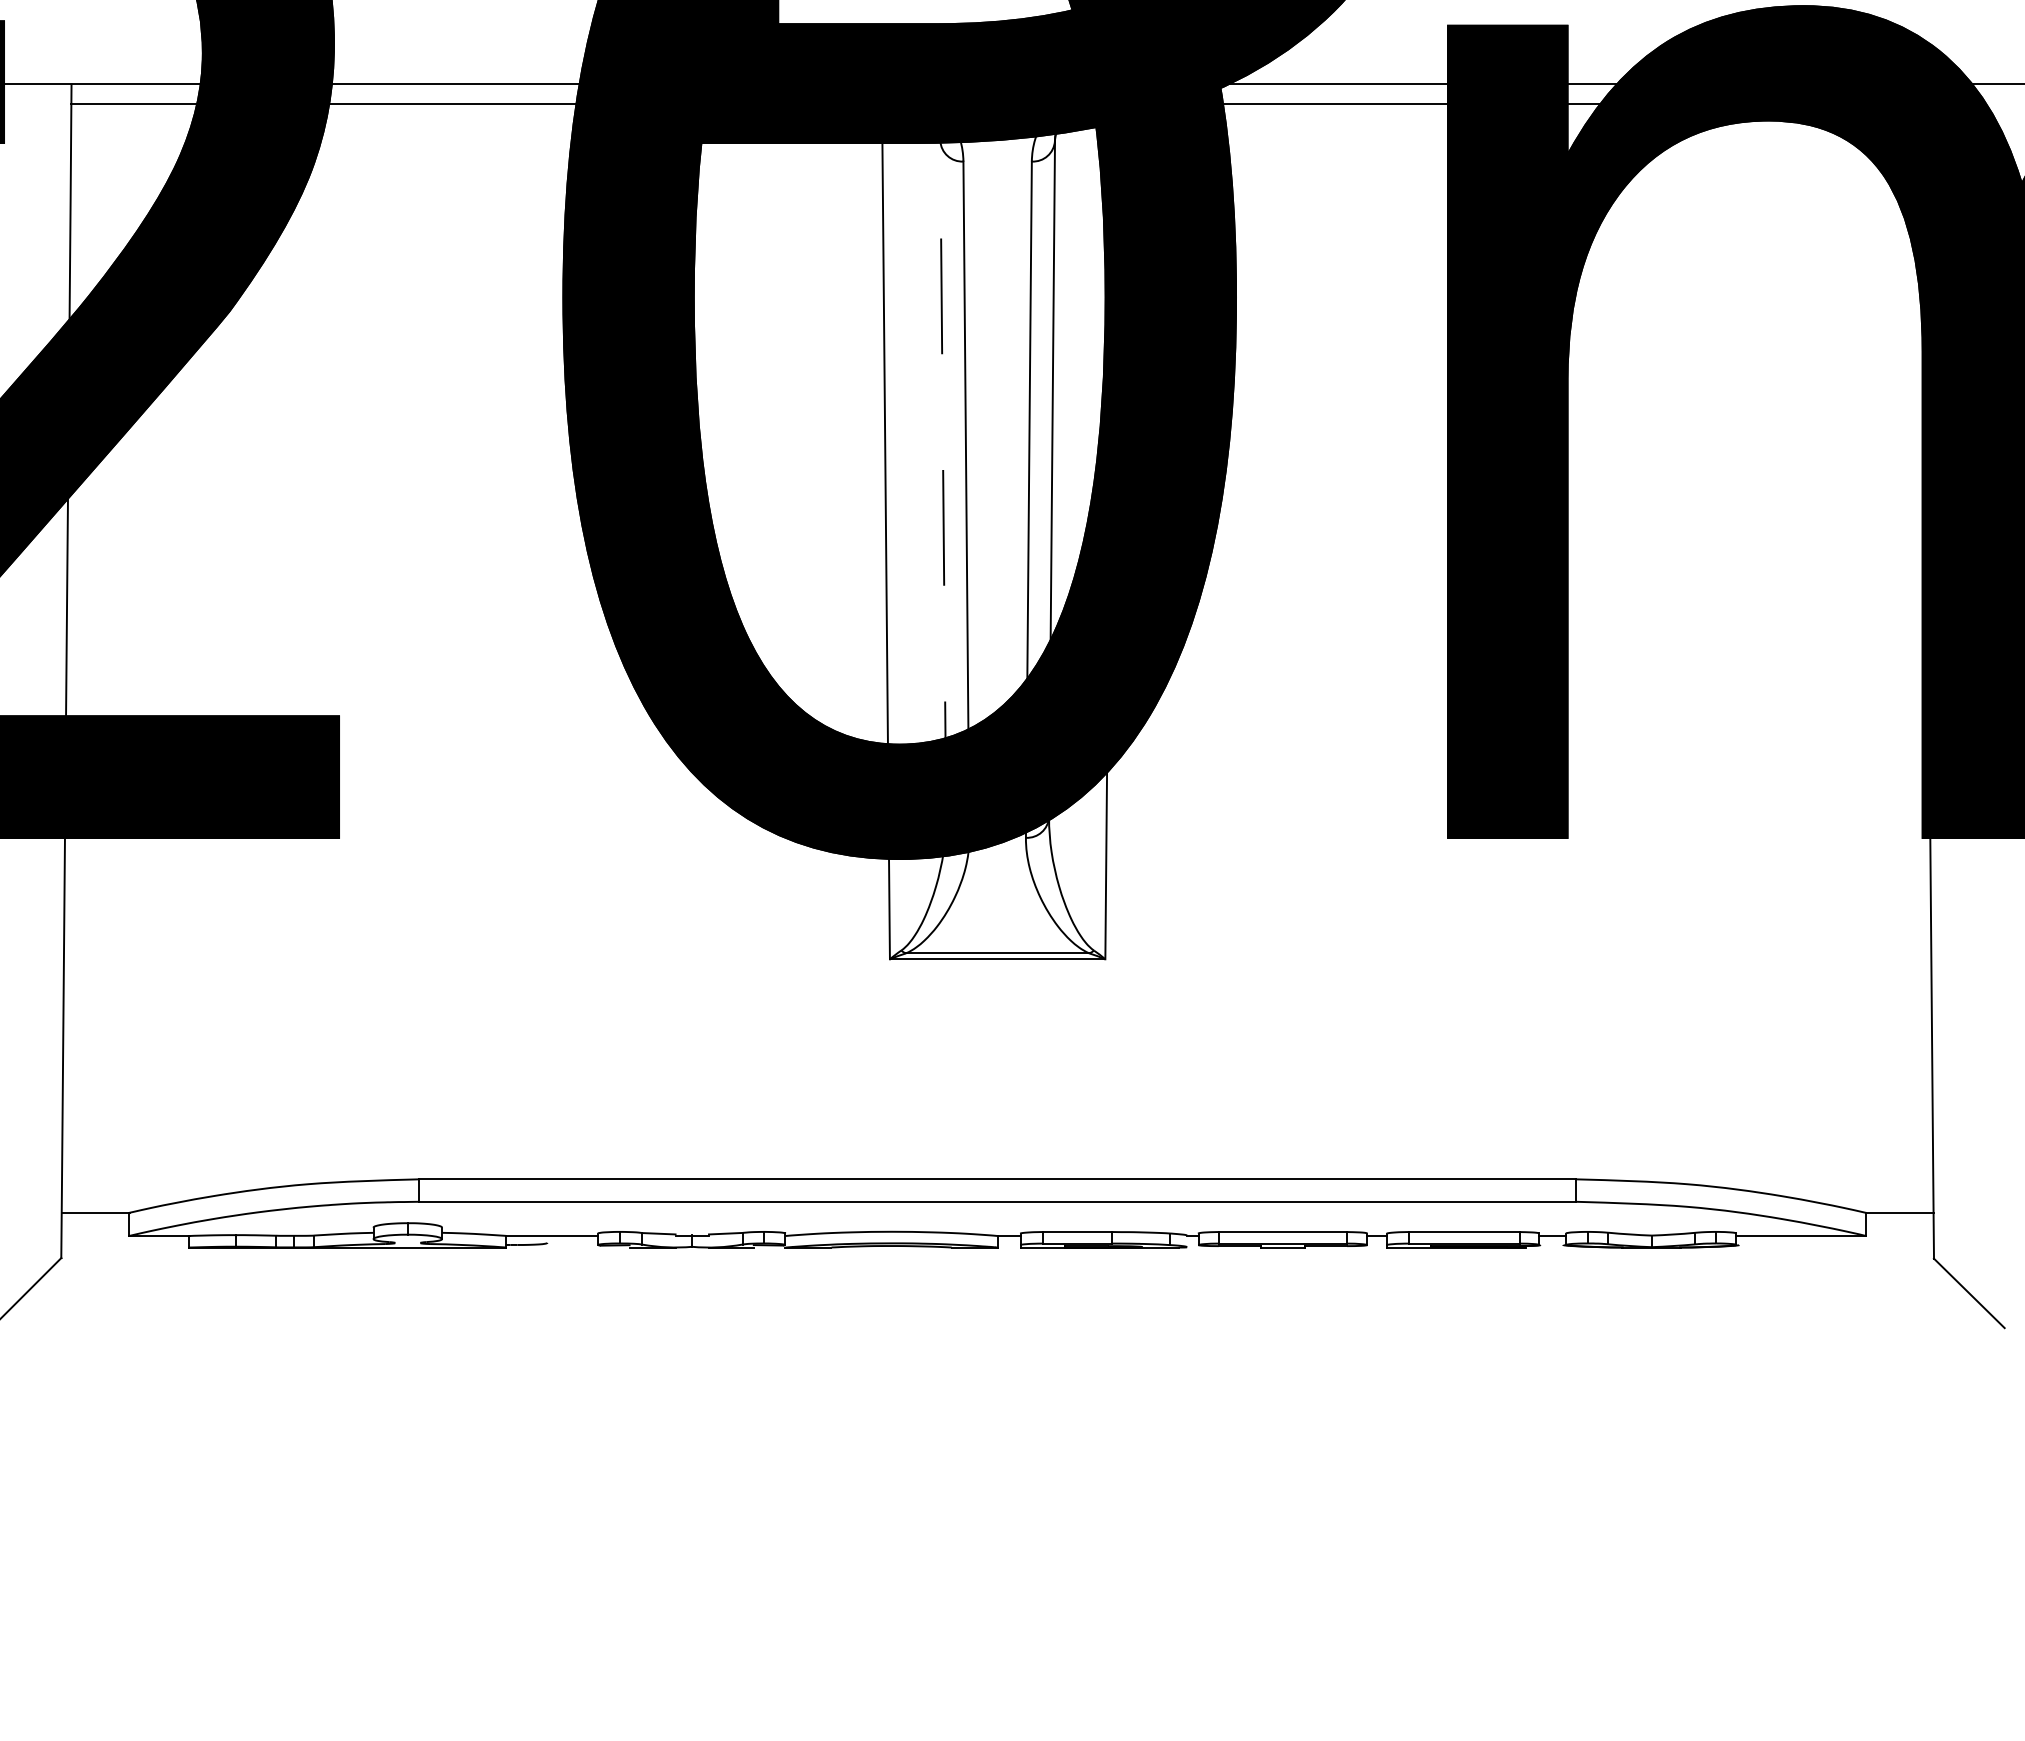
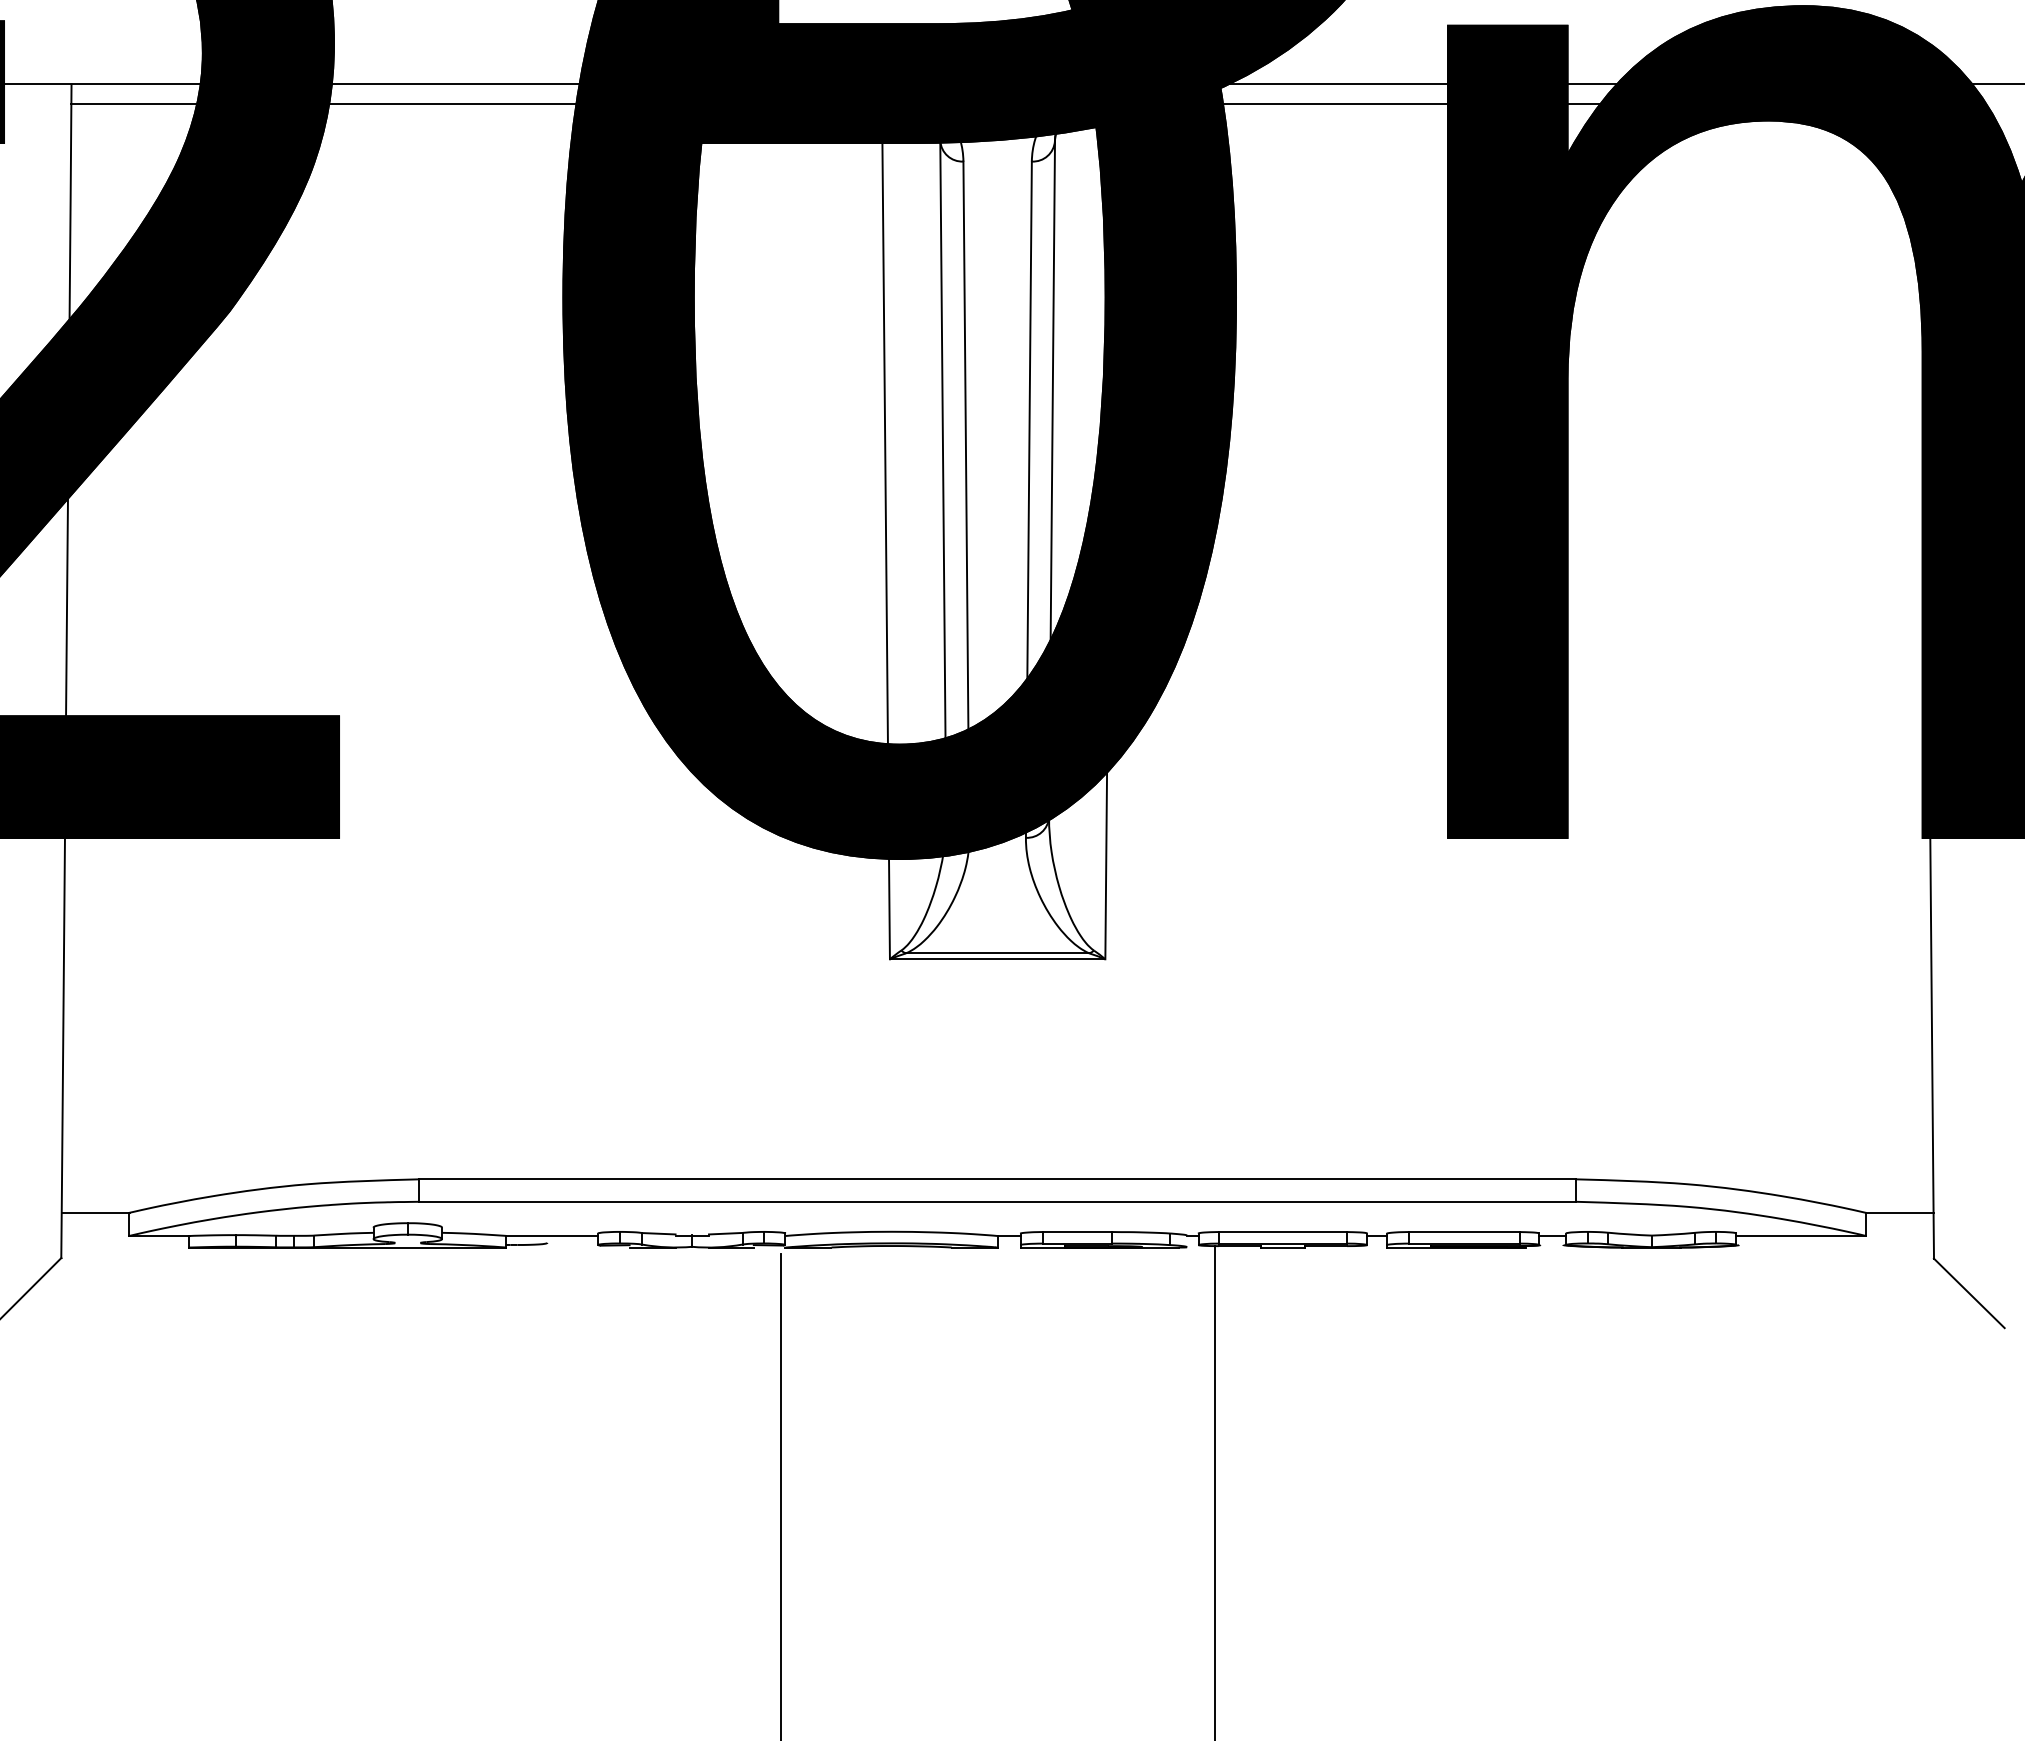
line: dashed -> solid (943, 478)
line: none -> present (1214, 1491)
line: none -> present (780, 1495)
